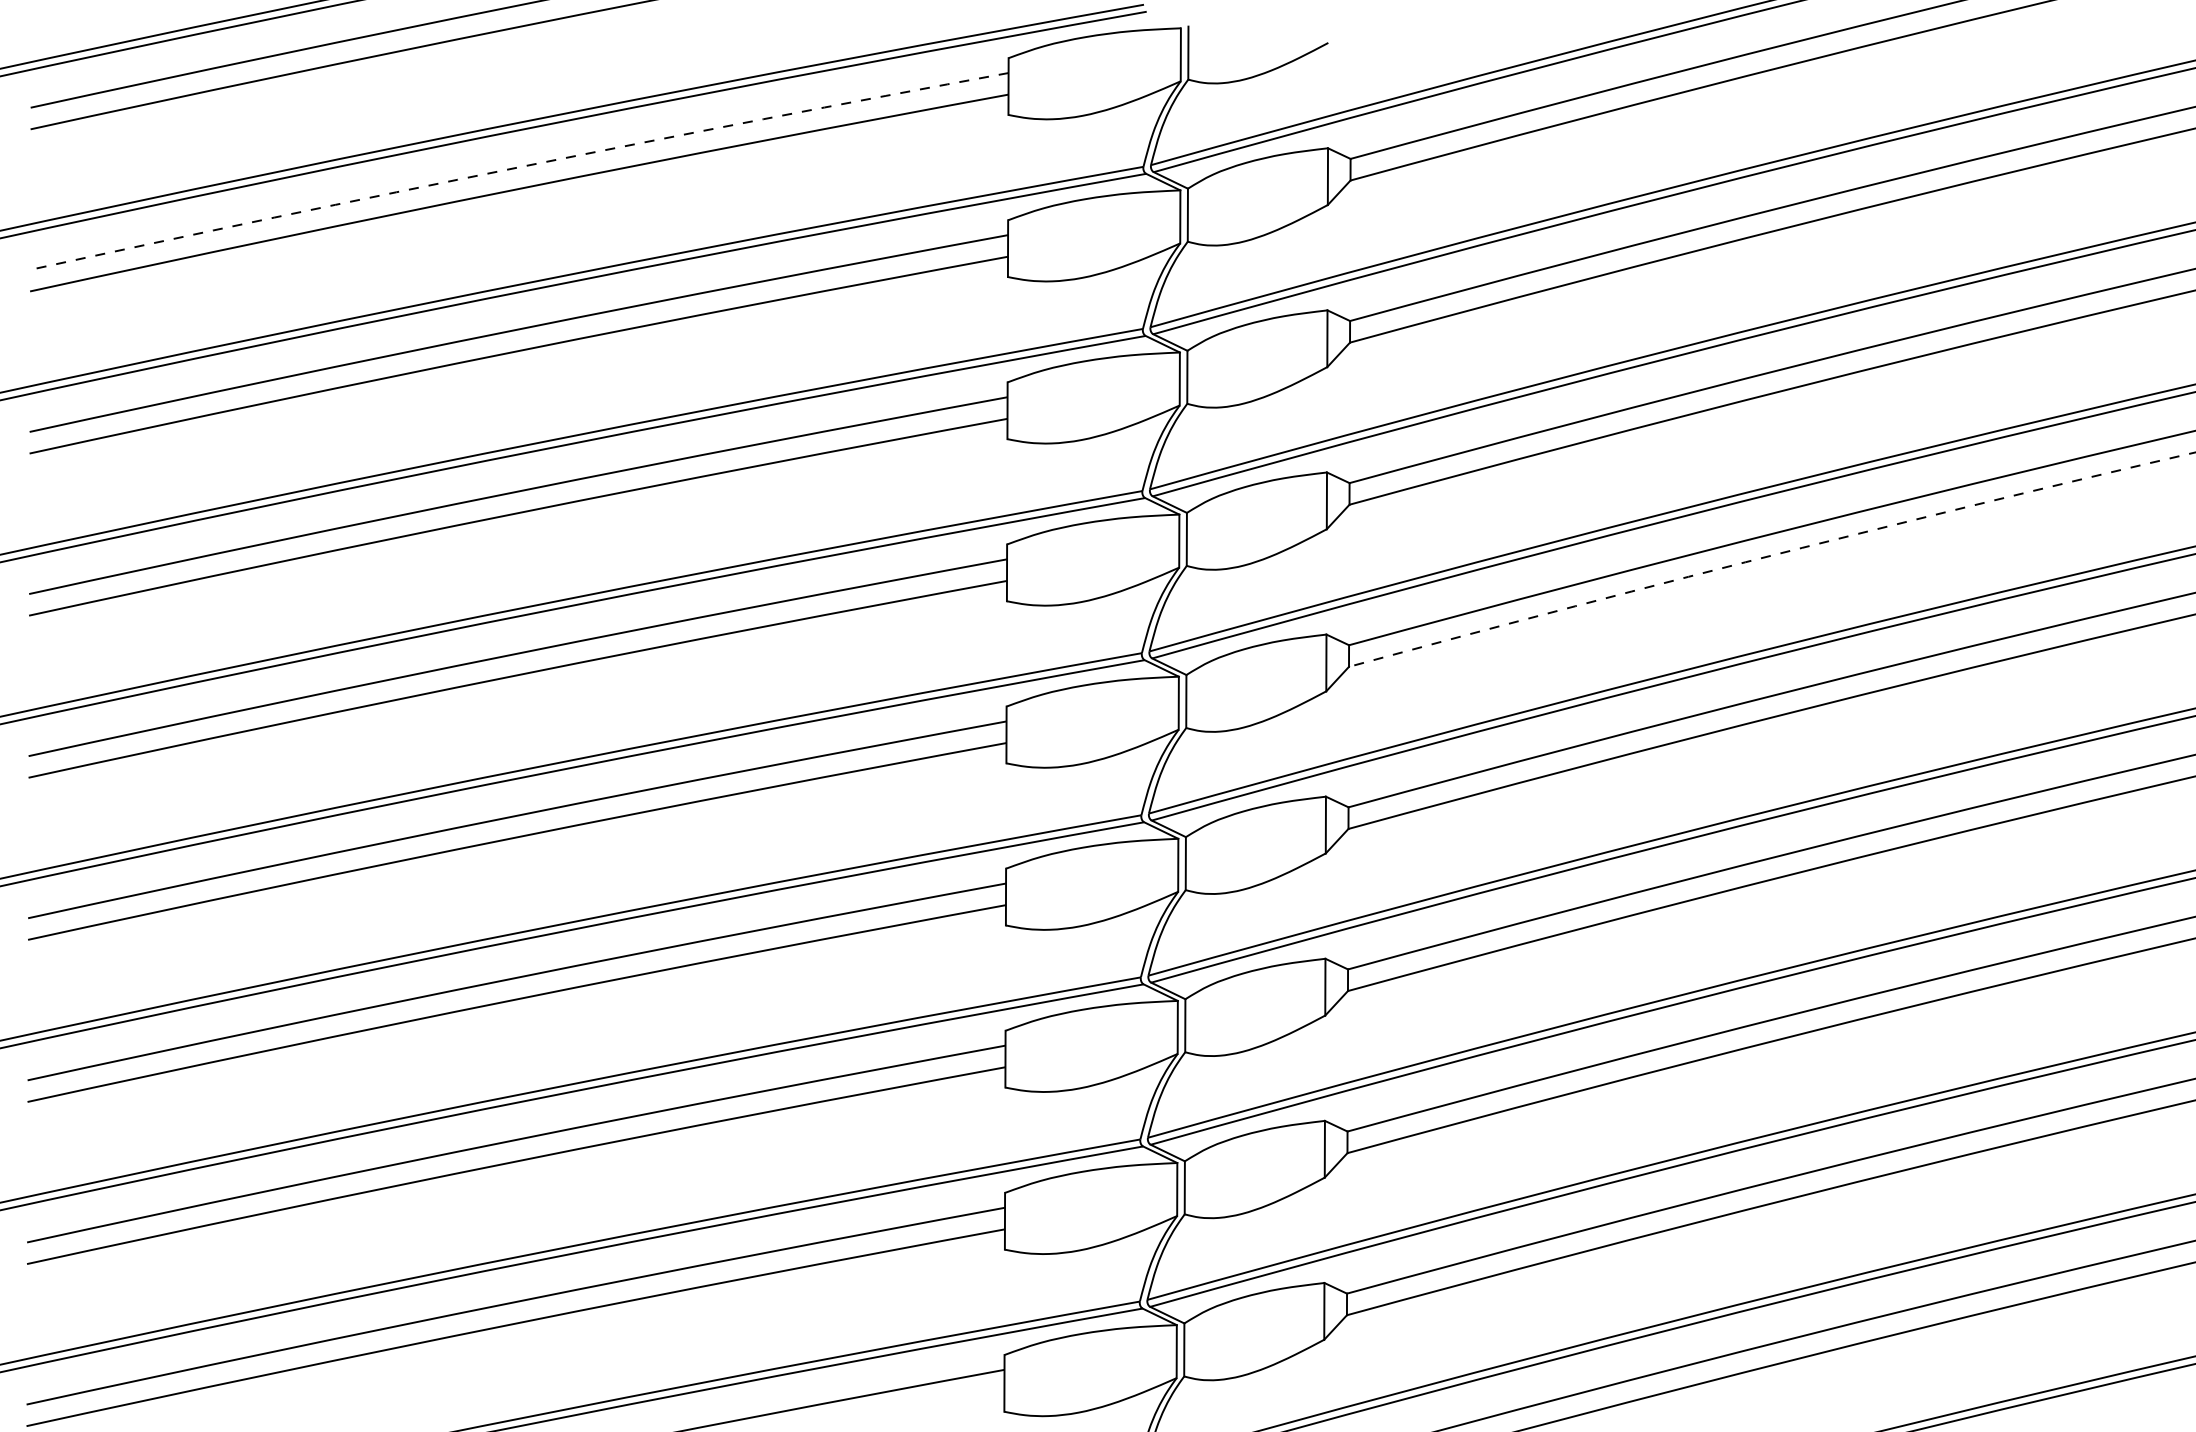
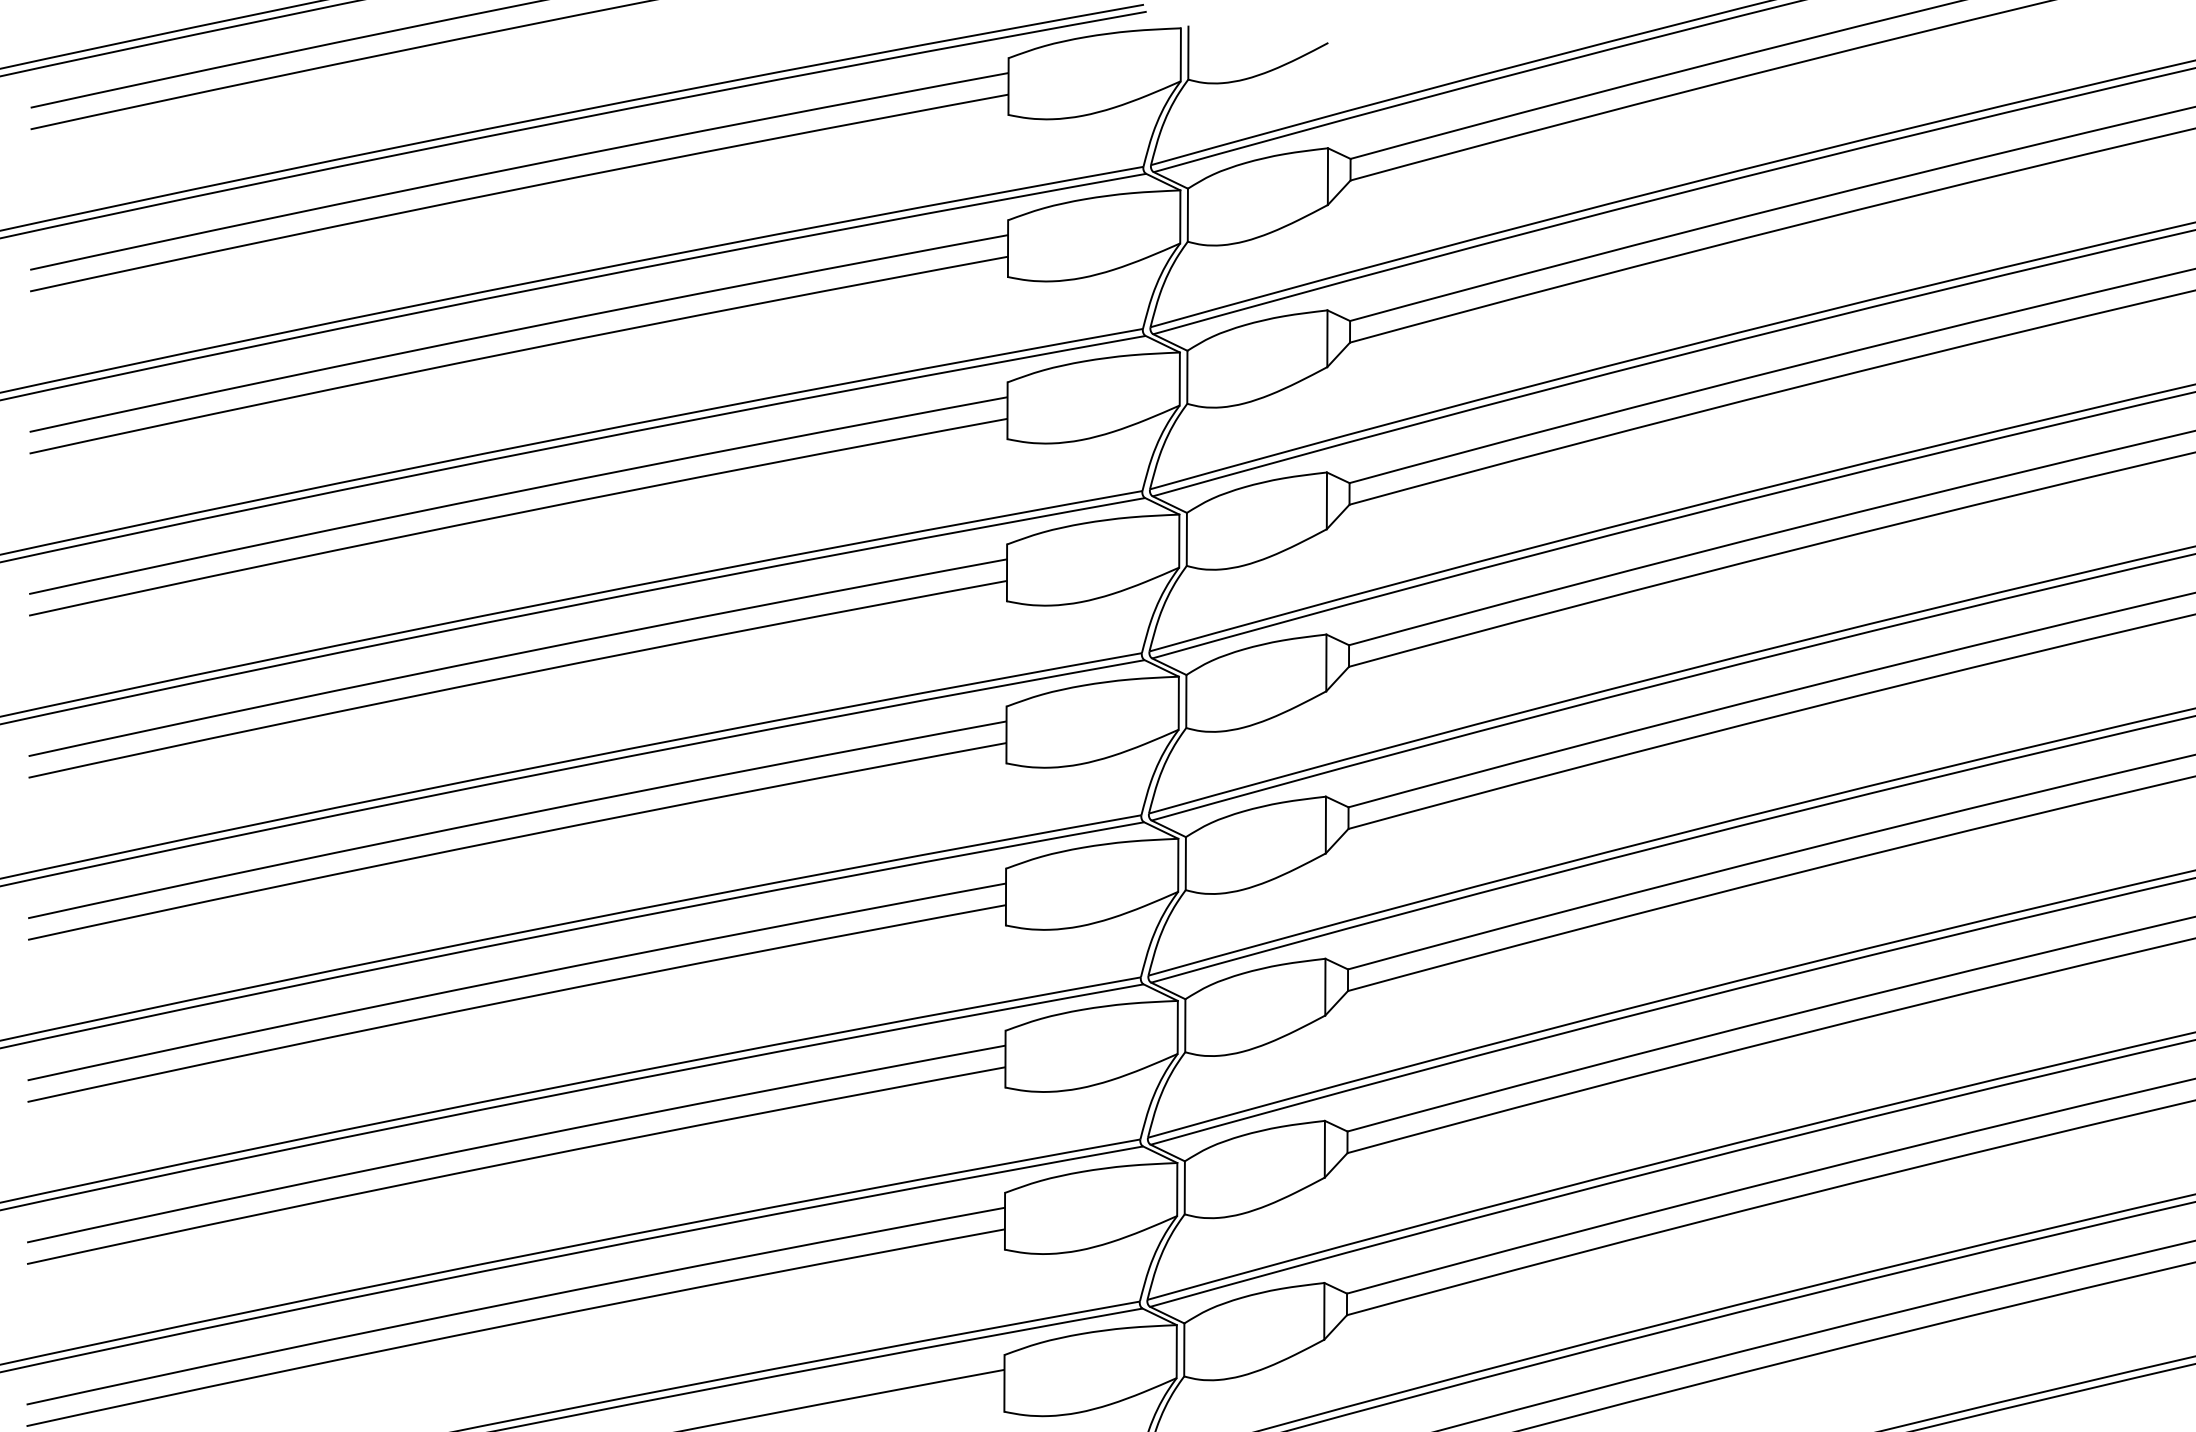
arc: dashed -> solid (518, 167)
arc: dashed -> solid (1771, 555)
